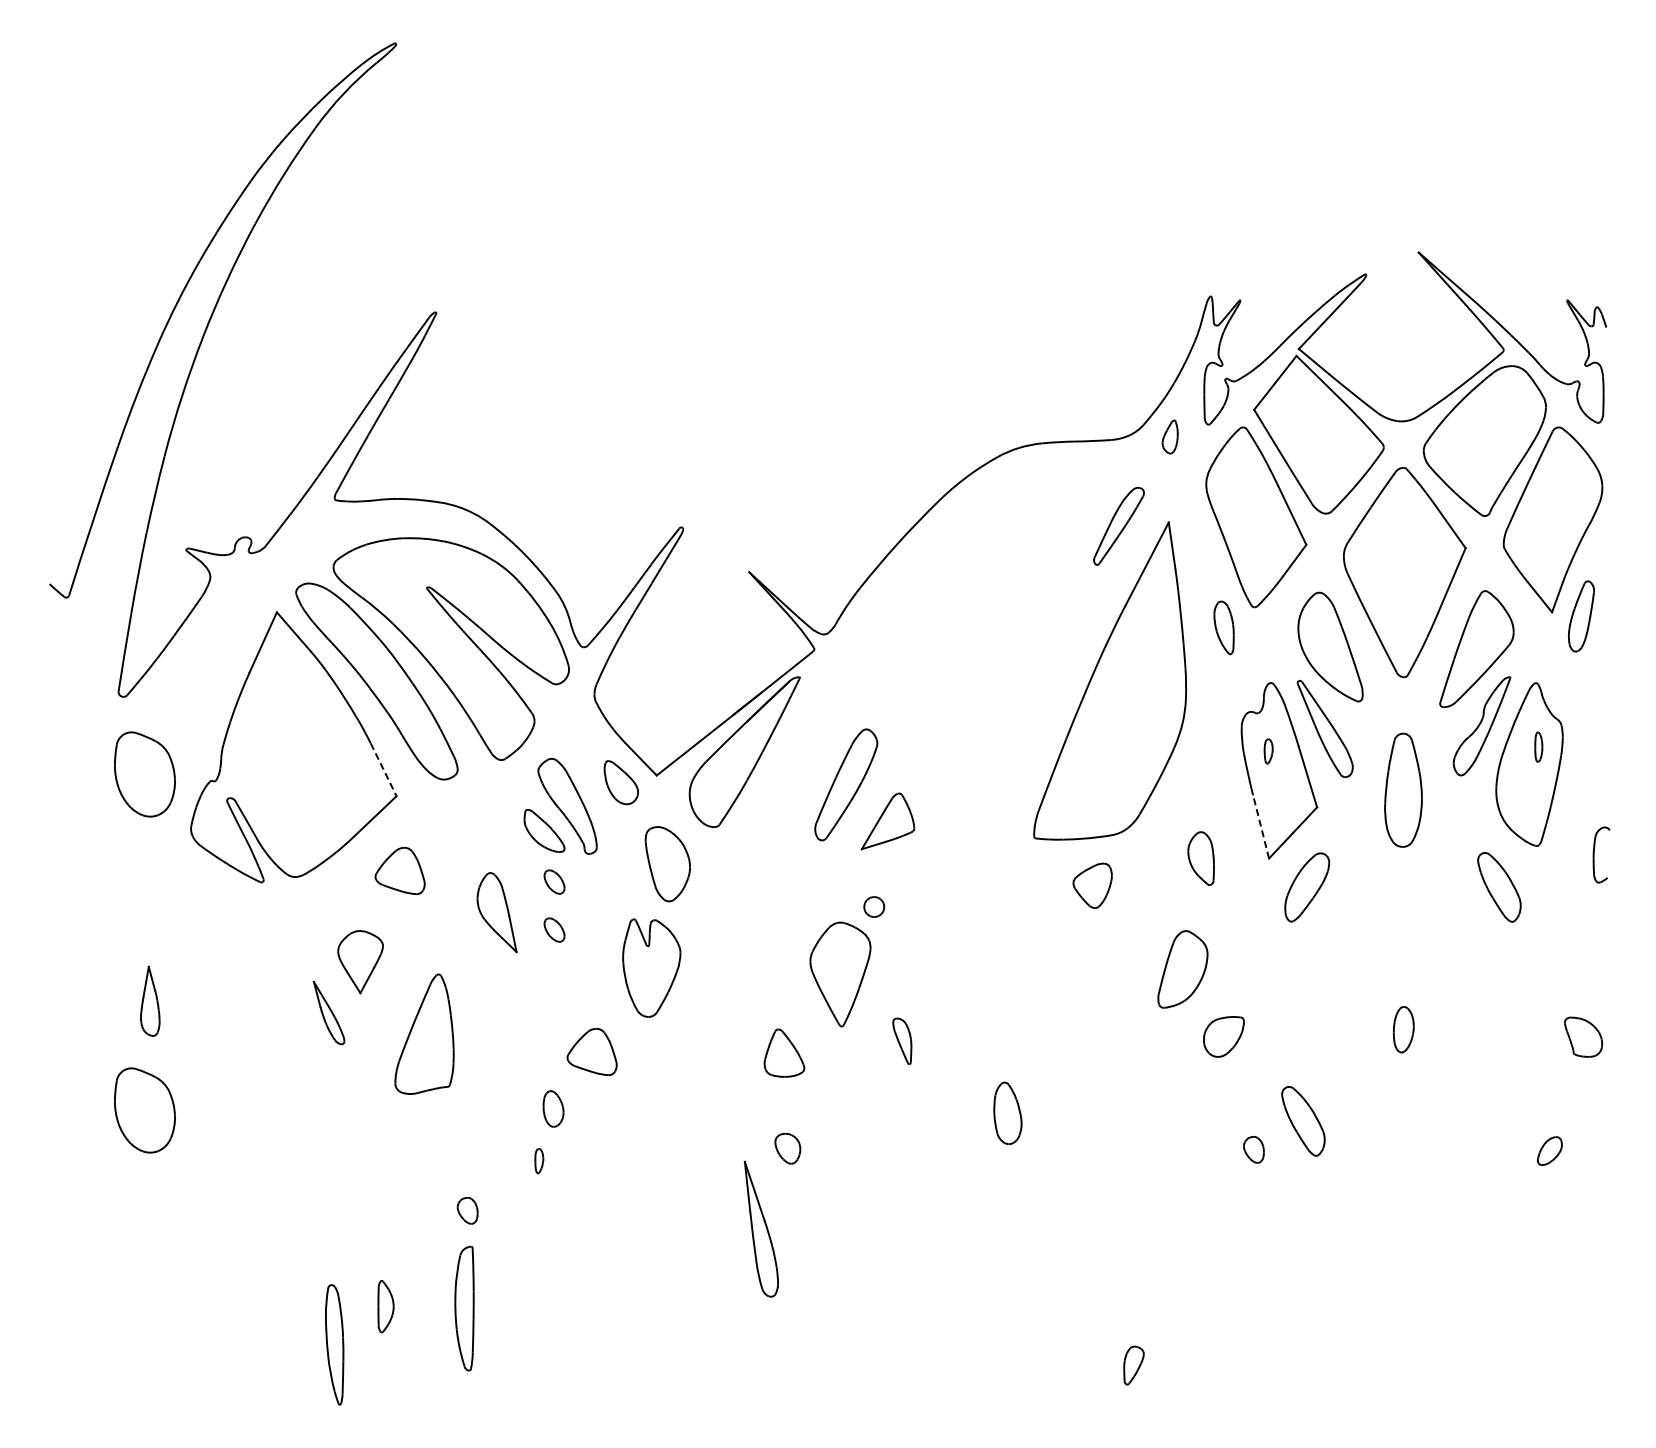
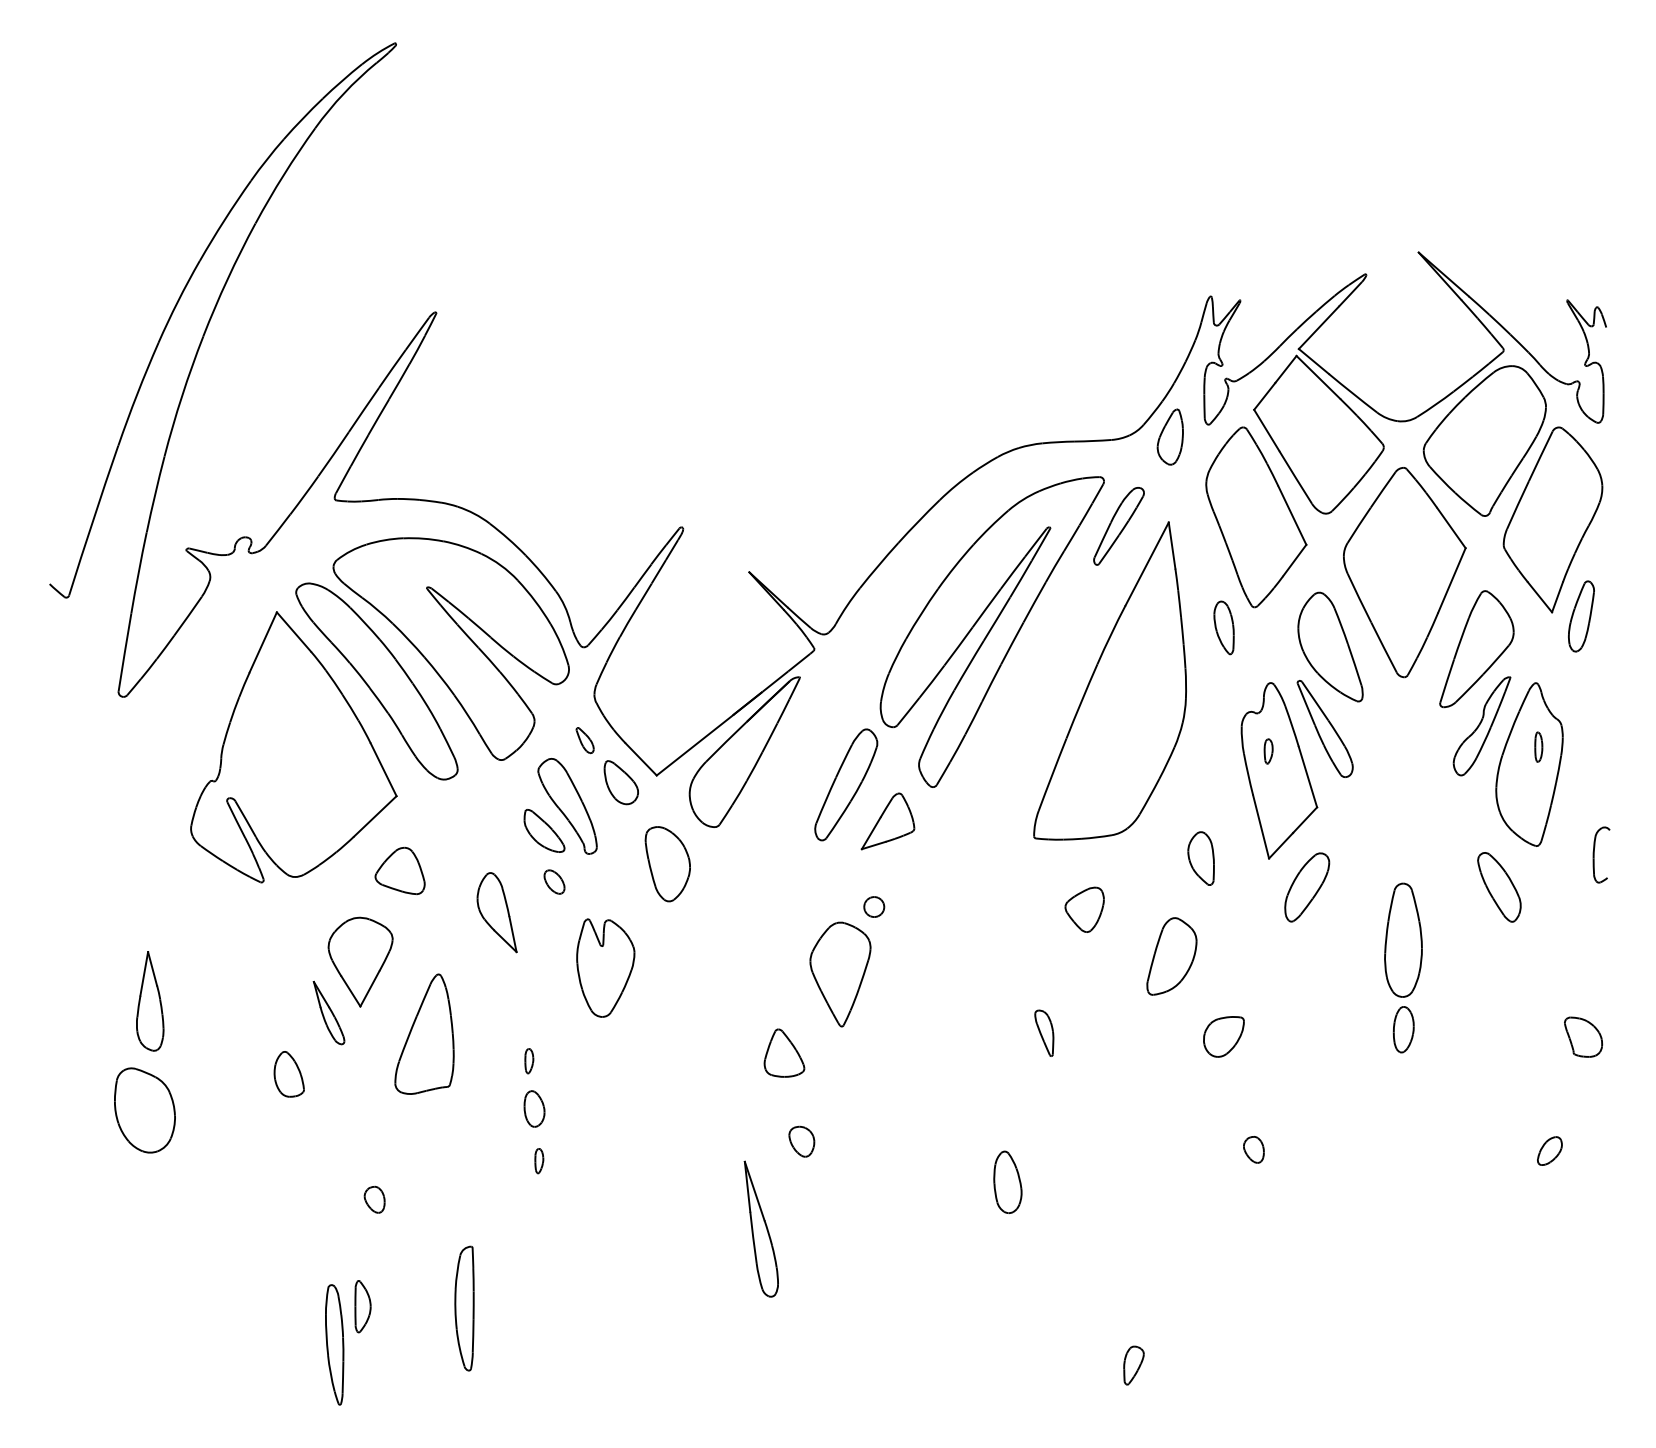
part size: 18x36 px -> 28x58 px (1169, 436)
part: none -> present (991, 631)
part: none -> present (584, 740)
line: dashed -> solid (383, 770)
part: present -> none (144, 774)
part position: (1403, 789) -> (1403, 939) (1403, 939)
line: dashed -> solid (1261, 826)
part position: (1092, 885) -> (1084, 909) (1084, 909)
part: present -> none (554, 929)
part size: 47x65 px -> 67x92 px (360, 961)
part position: (651, 967) -> (605, 967) (605, 967)
part position: (1182, 969) -> (1171, 956) (1171, 956)
part size: 21x72 px -> 29x101 px (150, 1001)
part position: (902, 1040) -> (1044, 1032) (1044, 1032)
part: present -> none (591, 1052)
part: none -> present (529, 1061)
part: none -> present (288, 1074)
part position: (553, 1108) -> (534, 1108) (534, 1108)
part position: (1007, 1112) -> (1007, 1181) (1007, 1181)
part: present -> none (1303, 1121)
part position: (787, 1148) -> (801, 1141) (801, 1141)
part position: (467, 1210) -> (374, 1199) (374, 1199)
part position: (385, 1306) -> (362, 1306) (362, 1306)
